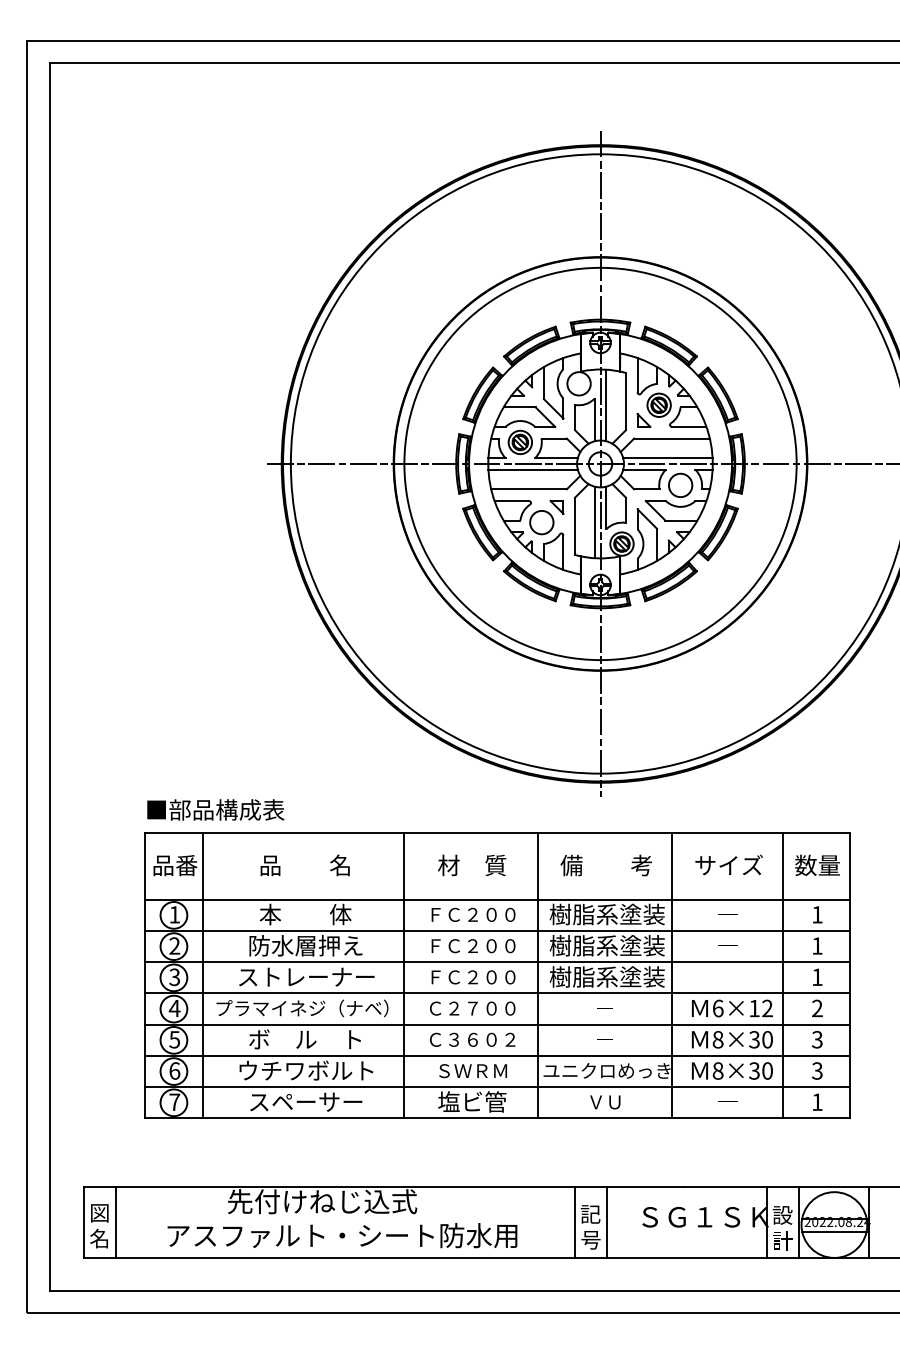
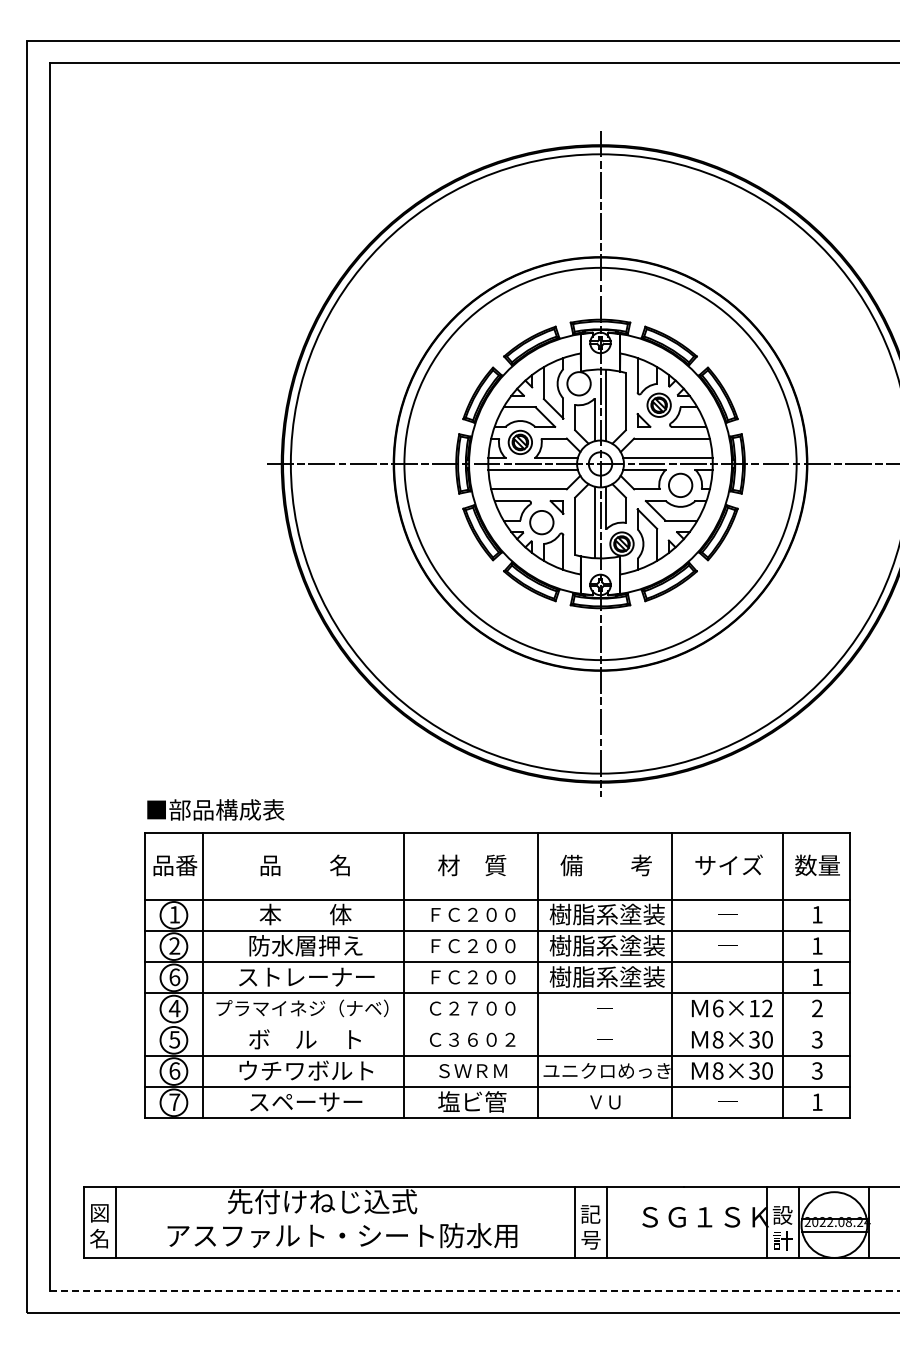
text: 3 -> 6 (174, 977)
line: present -> none (497, 1024)
line: solid -> dashed (474, 1290)
